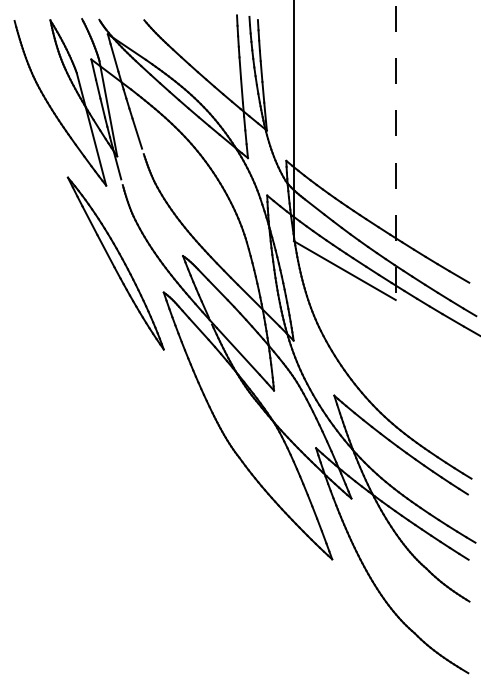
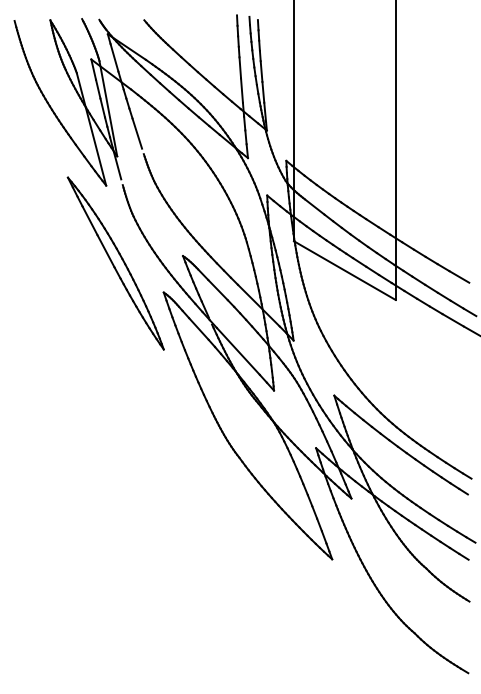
line: dashed -> solid (395, 150)
